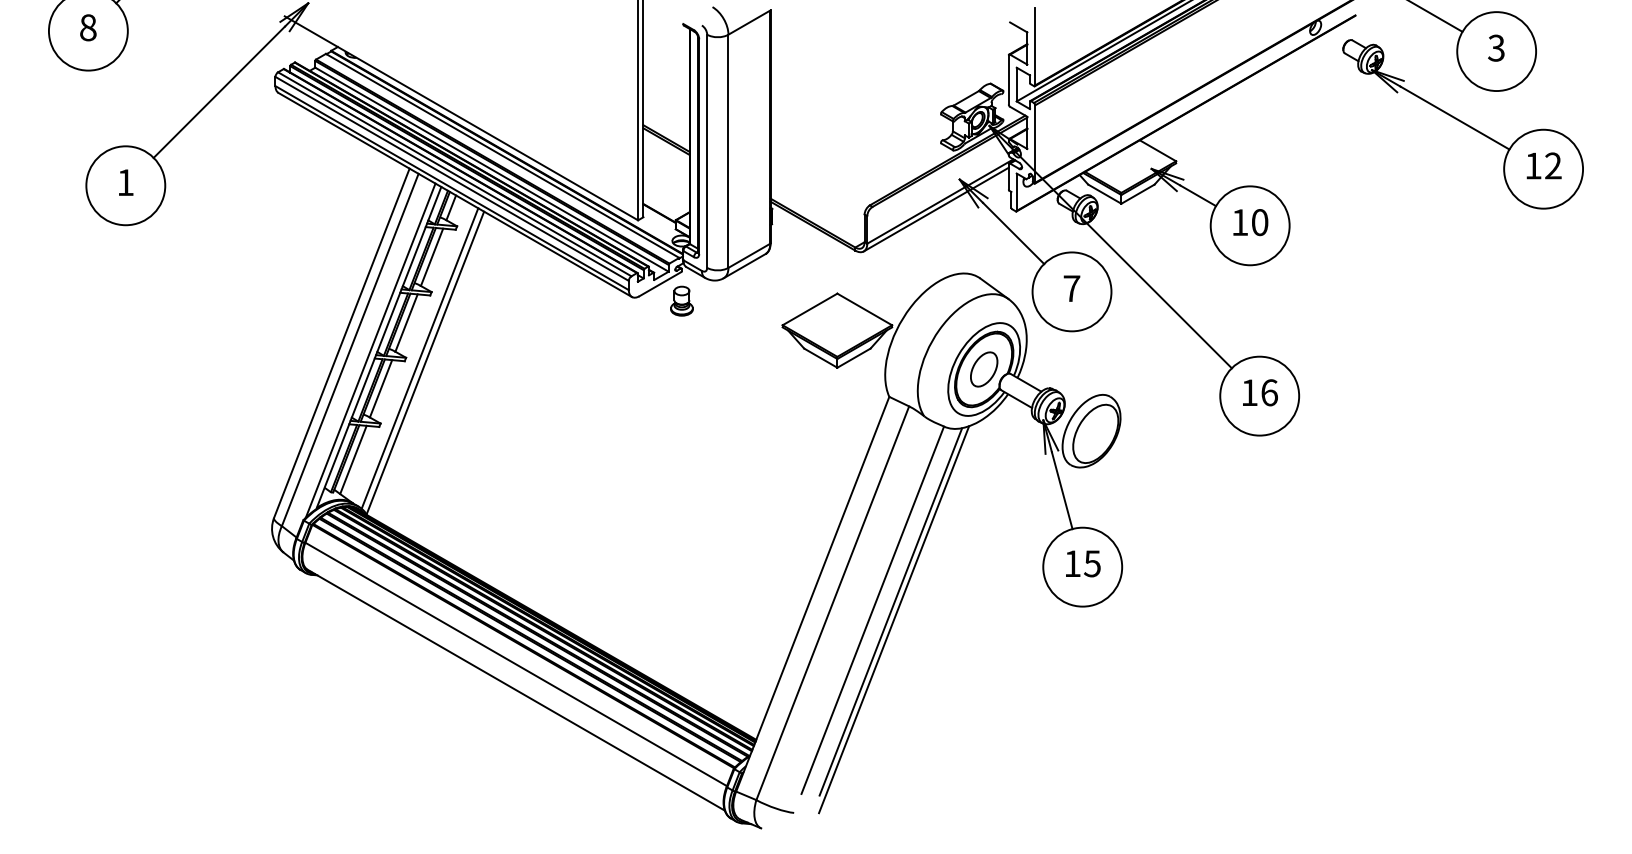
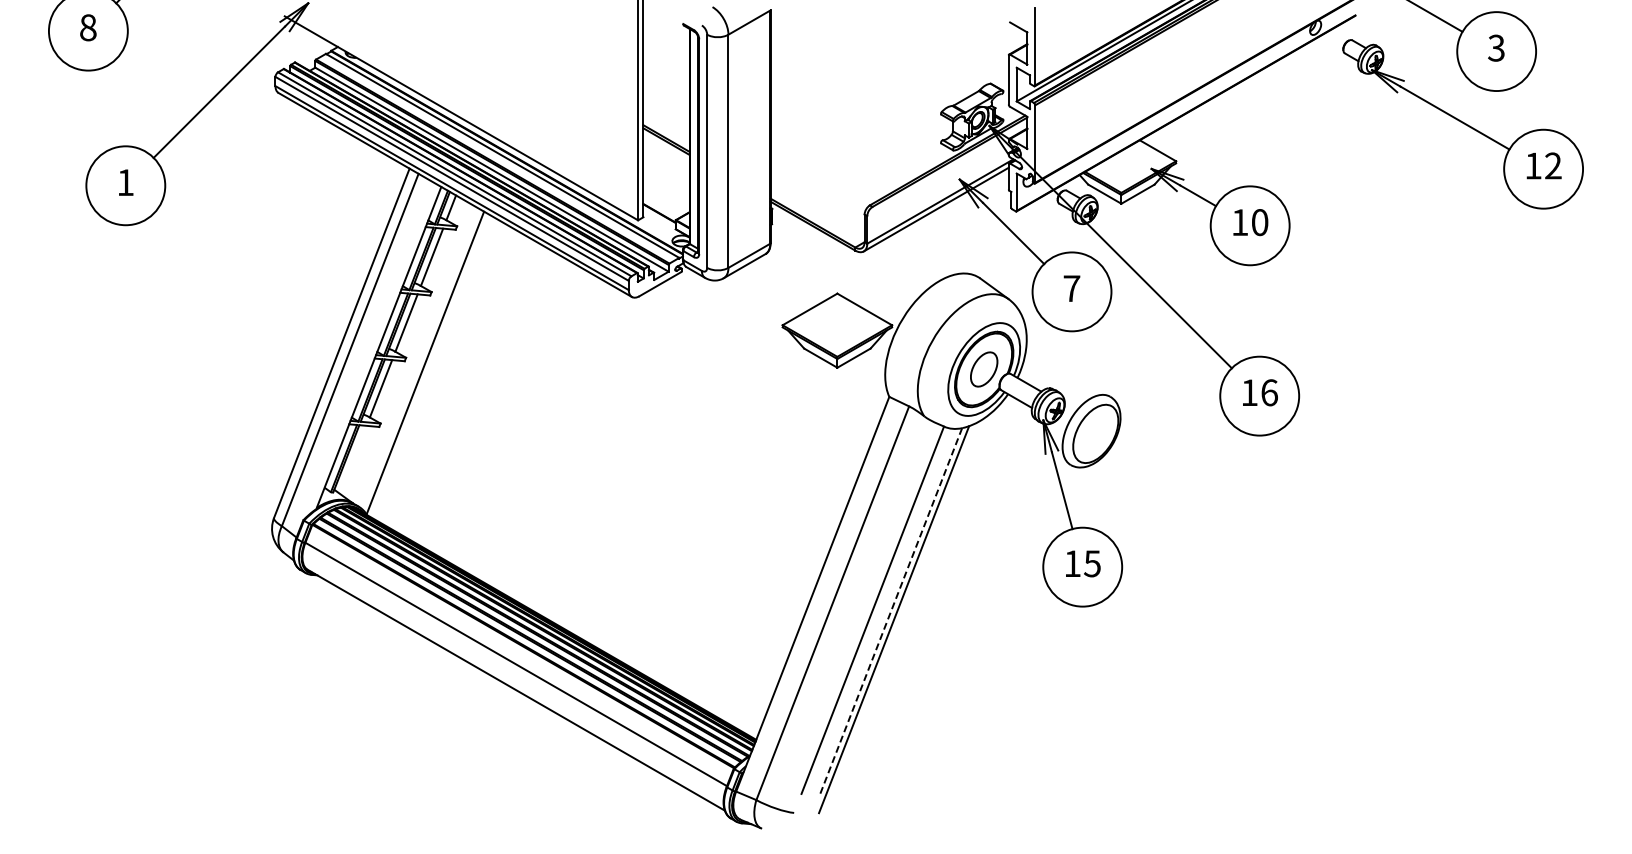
part: present -> none (681, 300)
line: present -> none (370, 350)
line: present -> none (419, 358)
line: present -> none (353, 459)
line: solid -> dashed (890, 612)
